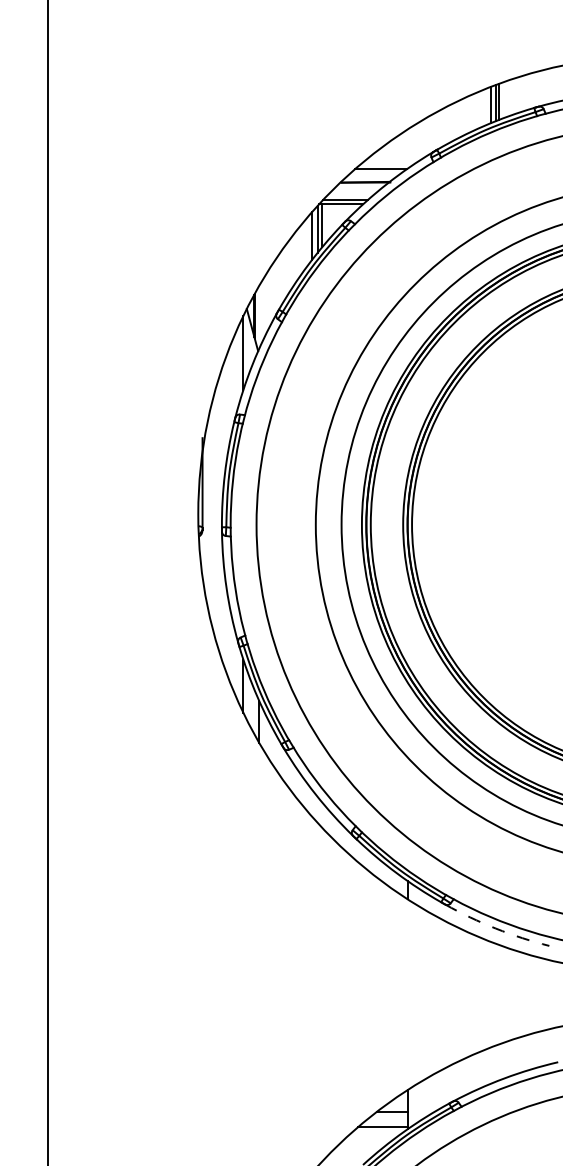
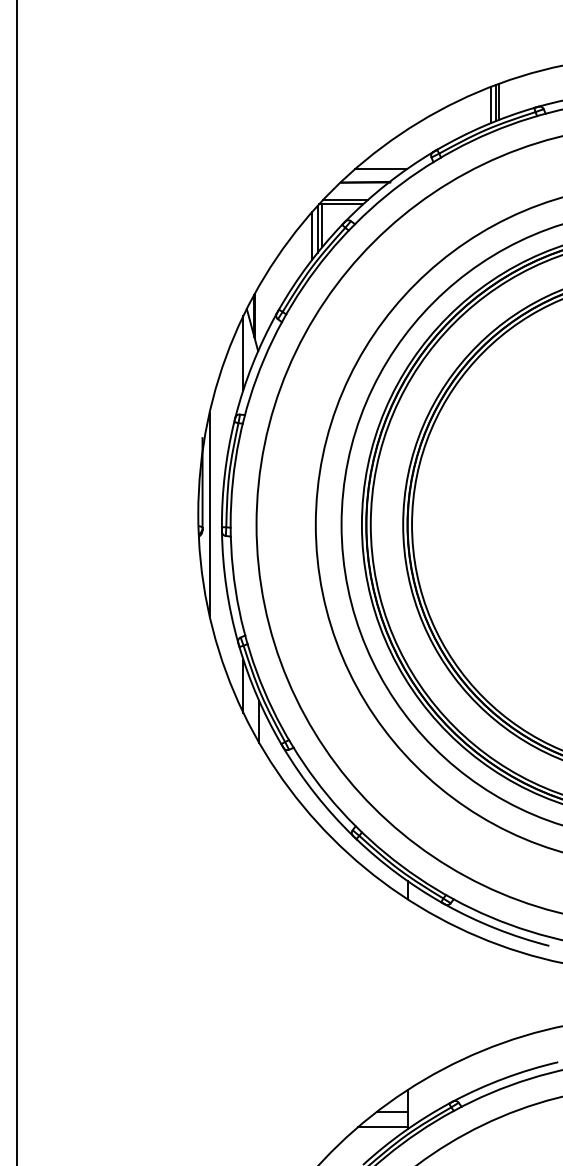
line: none -> present (209, 514)
line position: (48, 582) -> (17, 582) (17, 582)
arc: dashed -> solid (495, 928)
